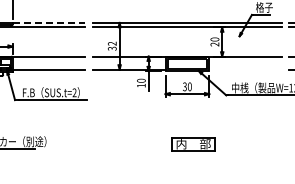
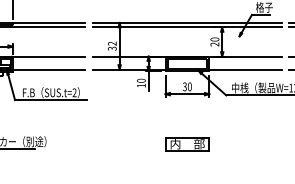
line: dashed -> solid (49, 22)
line: none -> present (245, 69)
part position: (193, 144) -> (187, 144) (187, 144)
